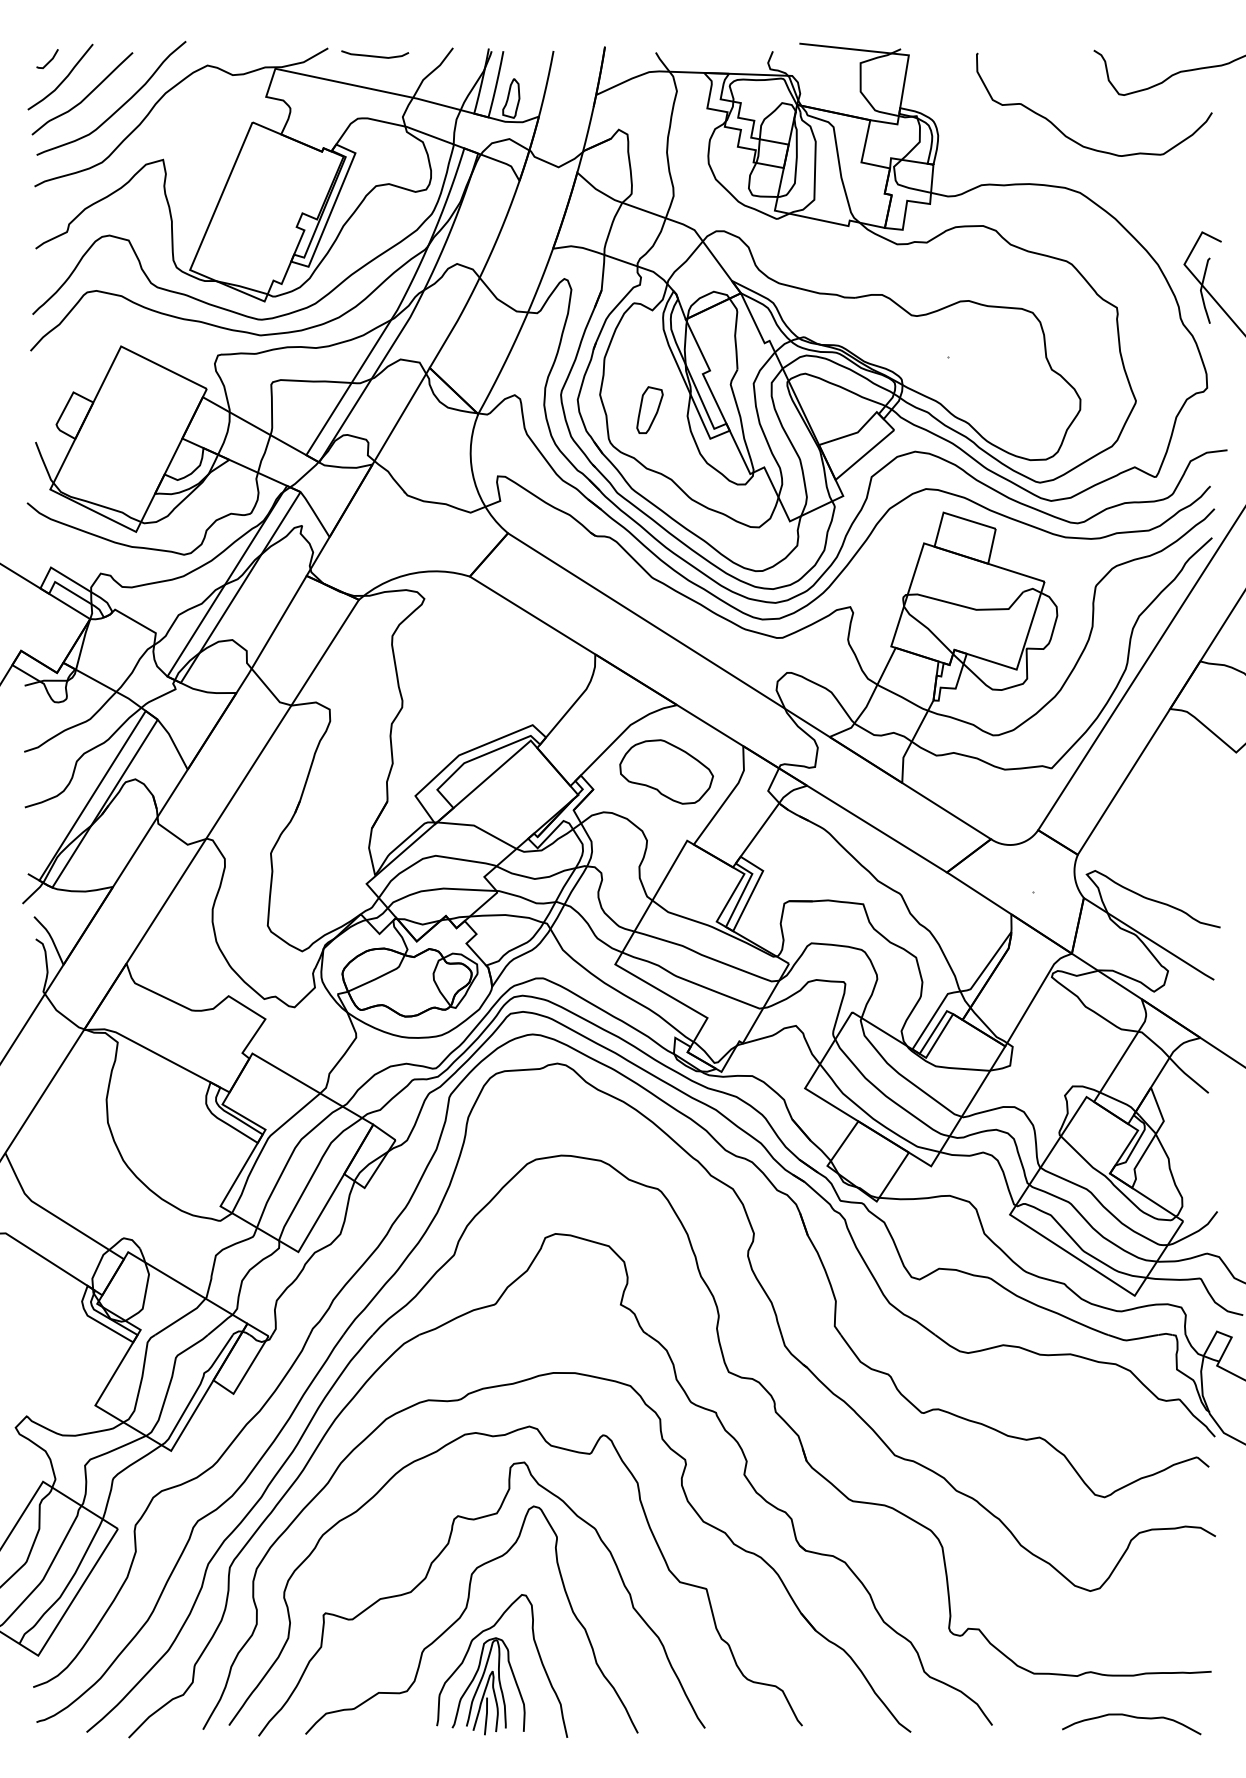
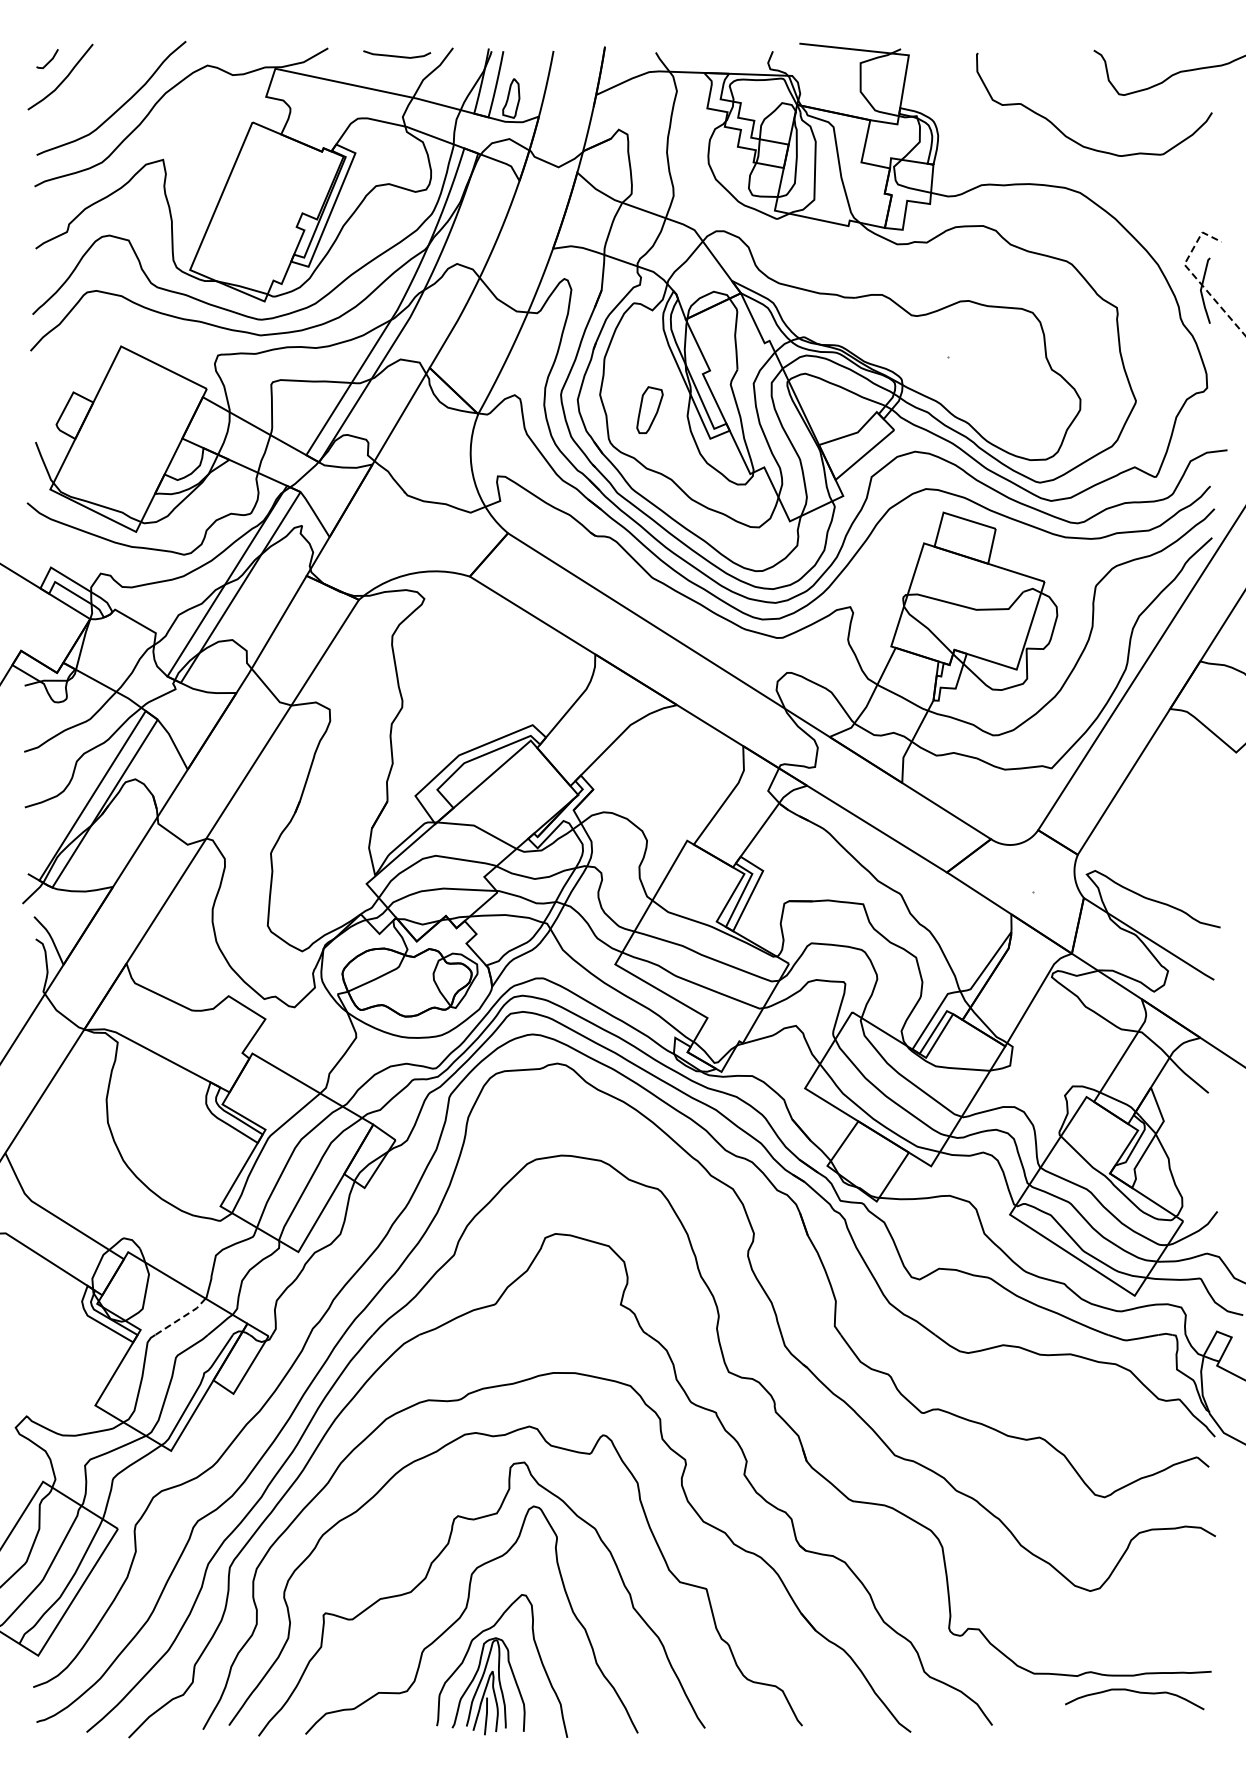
curve position: (375, 55) -> (397, 55) (397, 55)
curve: present -> none (85, 96)
line: solid -> dashed (1194, 276)
part: present -> none (666, 771)
line: solid -> dashed (181, 1317)
curve position: (1131, 1717) -> (1134, 1692) (1134, 1692)
